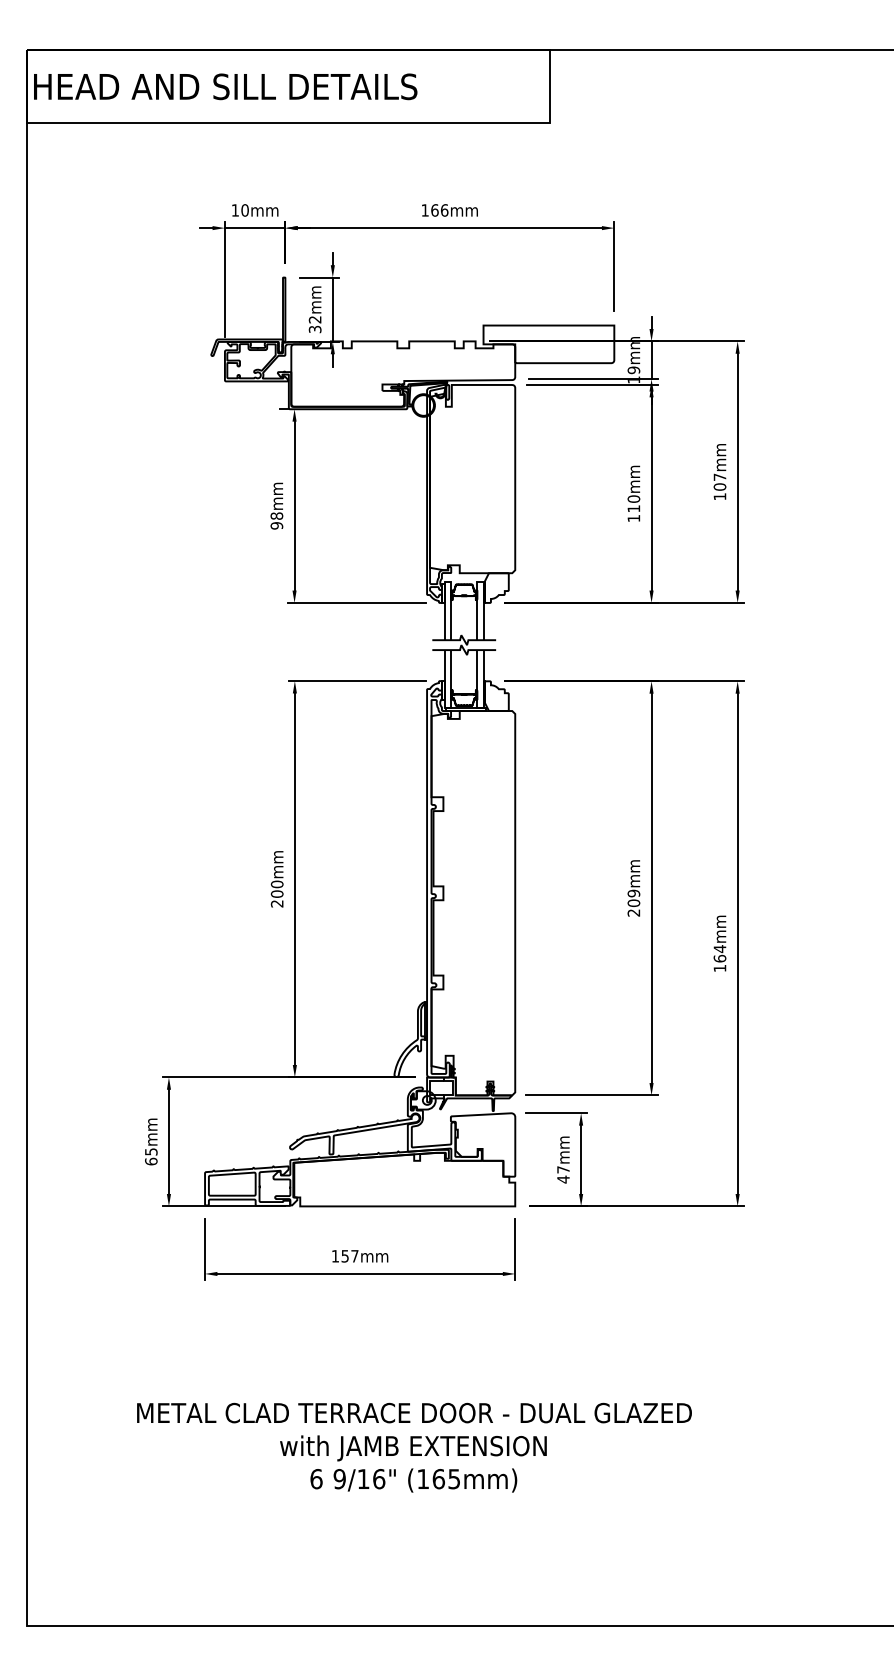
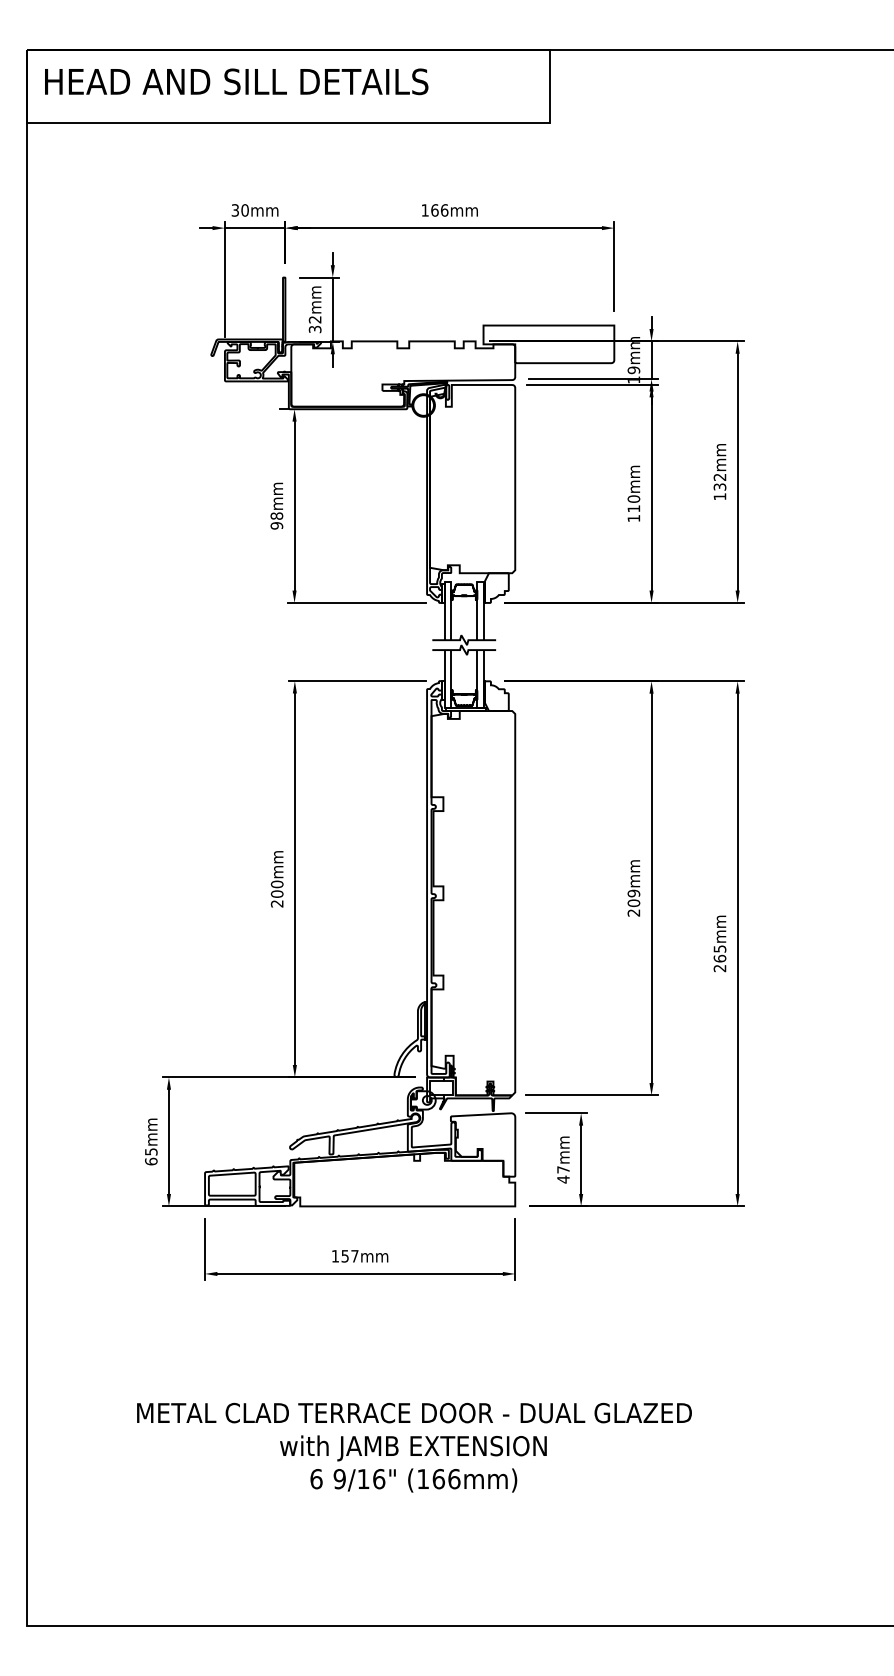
text position: (225, 86) -> (236, 81) (236, 81)
text: 10mm -> 30mm (234, 210)
text: 107mm -> 132mm (719, 481)
text: 164mm -> 265mm (719, 958)
text: (165mm) -> (166mm) (454, 1479)
